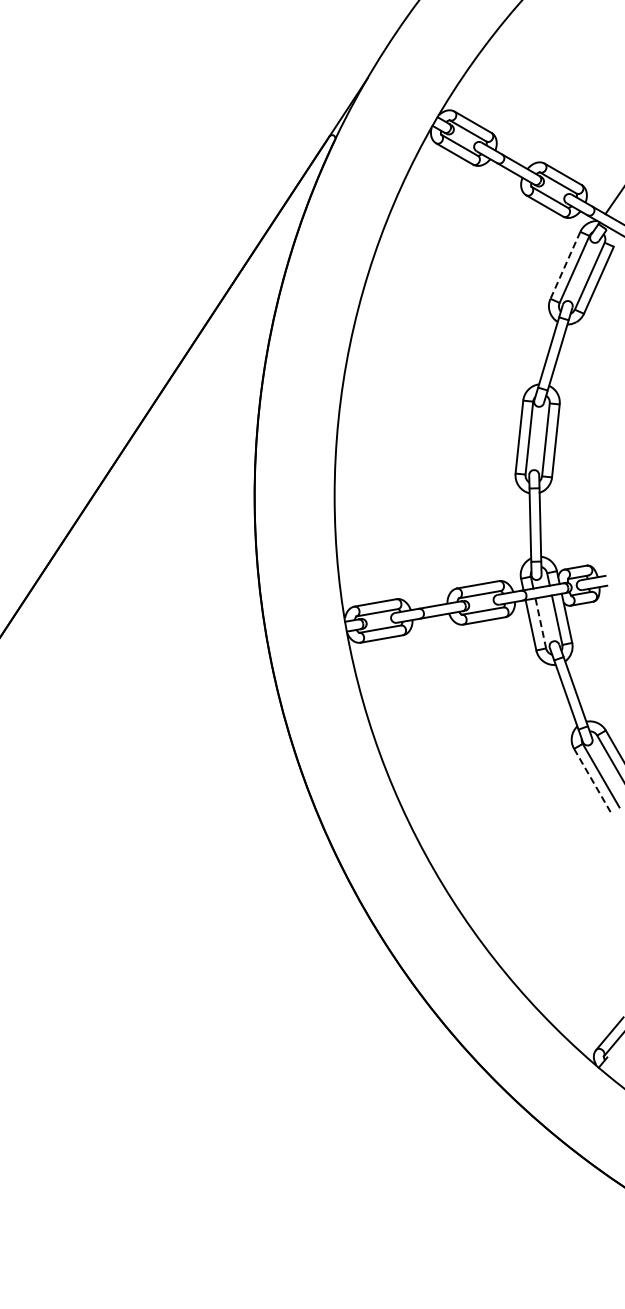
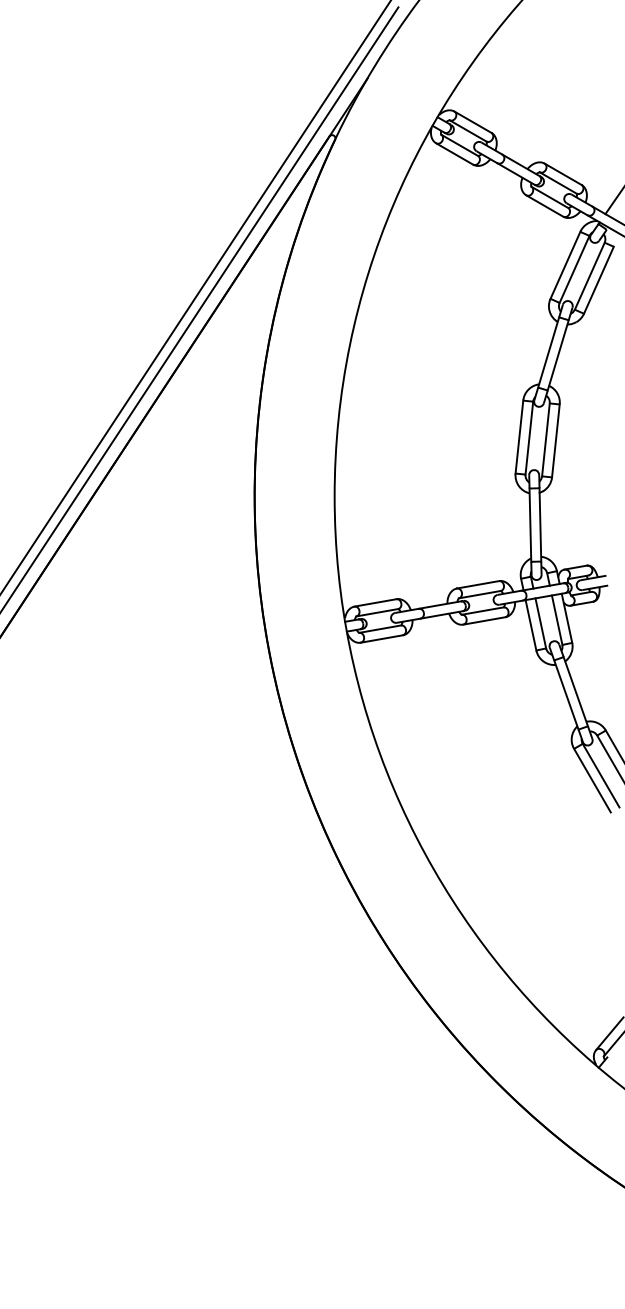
line: dashed -> solid (565, 265)
line: none -> present (195, 296)
line: none -> present (200, 308)
line: dashed -> solid (540, 623)
line: dashed -> solid (592, 780)
